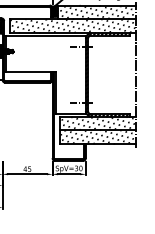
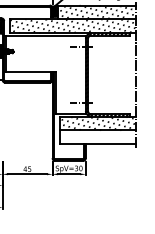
hatch: present -> none (97, 137)
